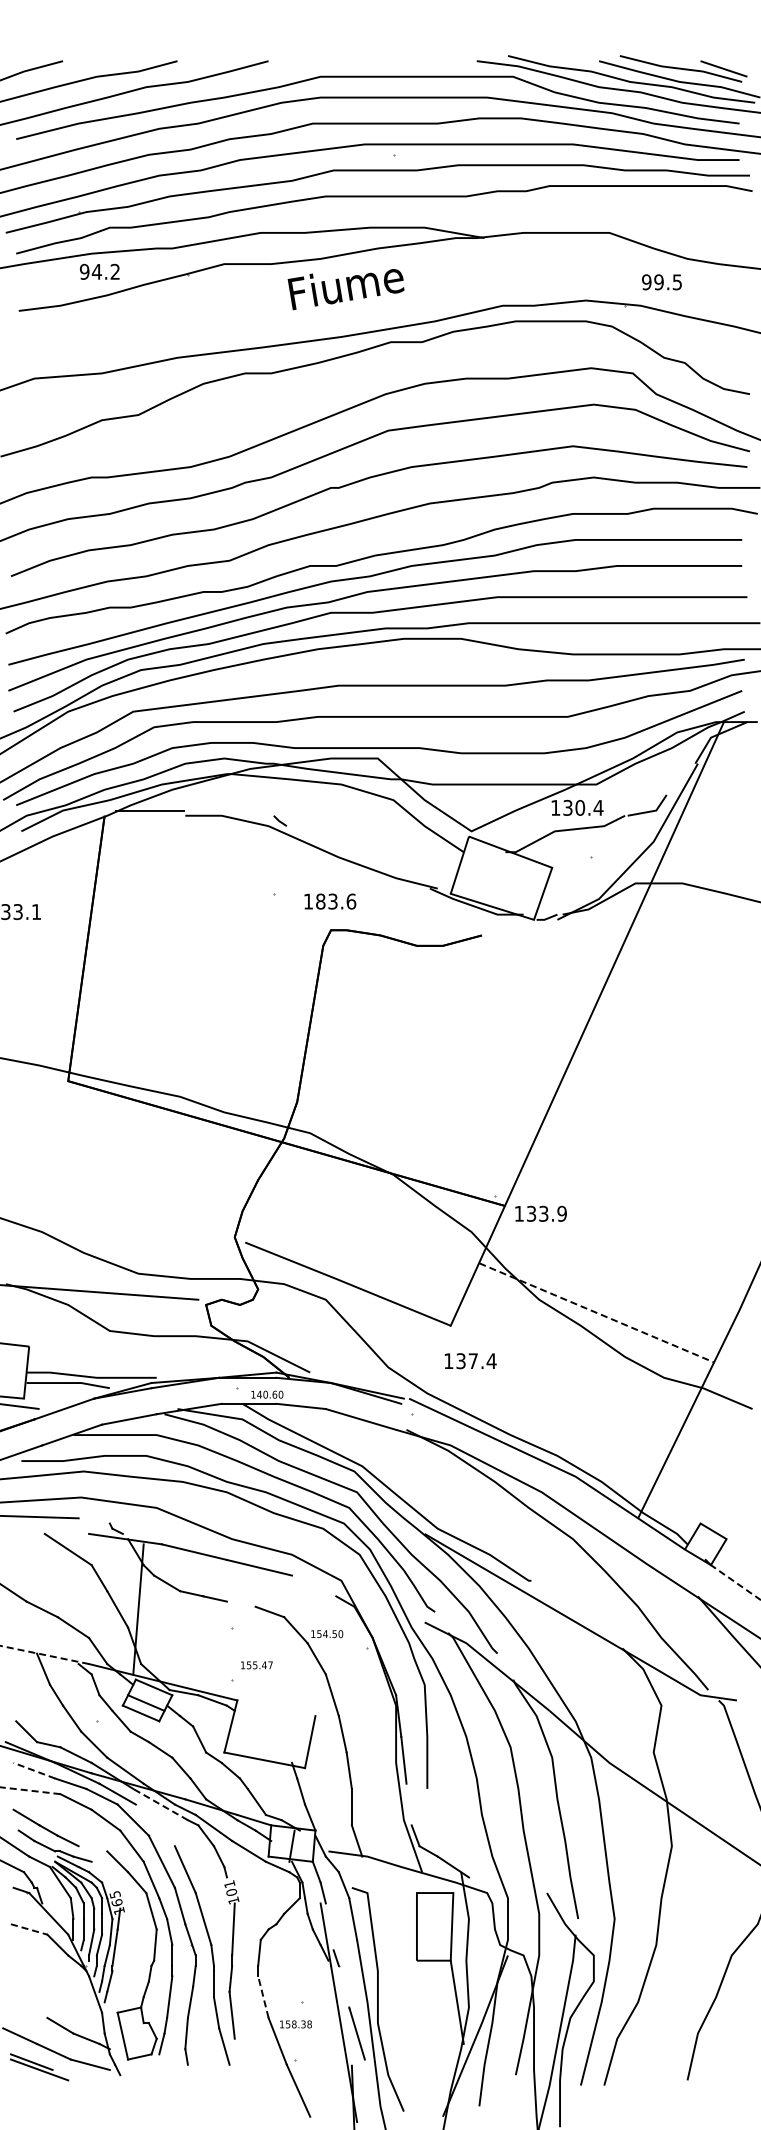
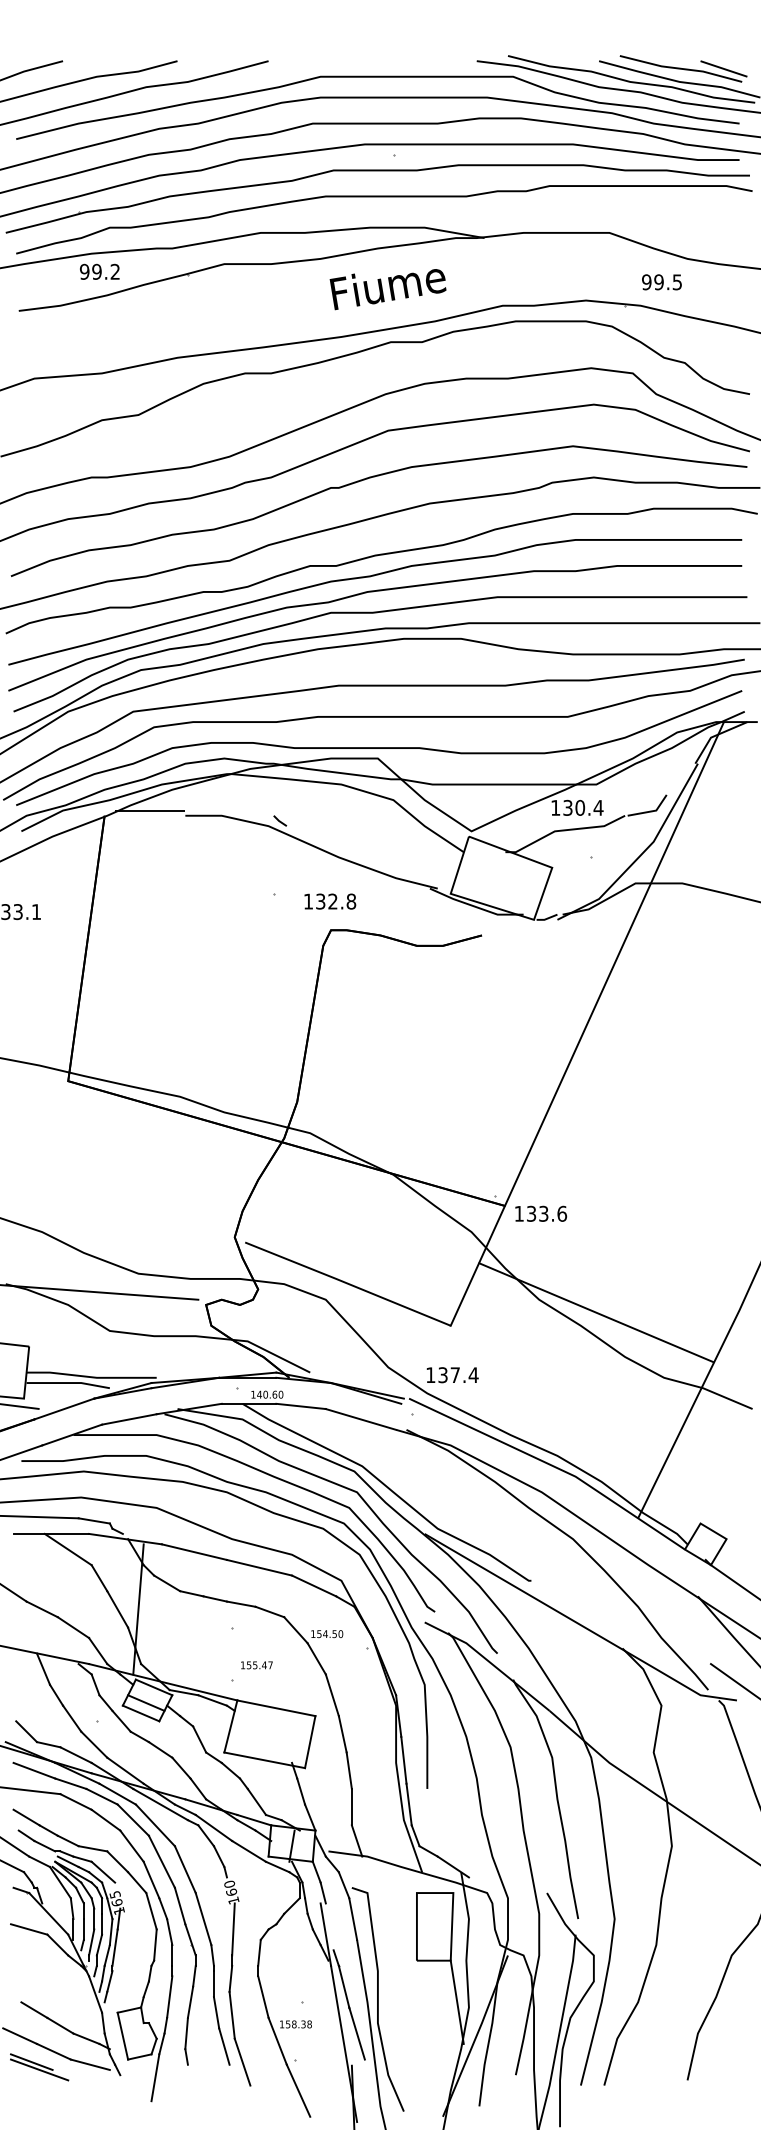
text: 94.2 -> 99.2 (96, 271)
text position: (345, 289) -> (387, 289) (387, 289)
text: 183.6 -> 132.8 (336, 901)
text: 133.9 -> 133.6 (562, 1213)
line: dashed -> solid (596, 1312)
text position: (470, 1361) -> (452, 1375) (452, 1375)
line: none -> present (93, 1520)
line: none -> present (51, 1533)
line: dashed -> solid (735, 1582)
line: none -> present (314, 1585)
line: none -> present (240, 1603)
line: dashed -> solid (44, 1654)
line: none -> present (733, 1680)
line: none -> present (276, 1708)
line: dashed -> solid (33, 1770)
line: dashed -> solid (29, 1790)
line: dashed -> solid (160, 1804)
line: none -> present (408, 1804)
line: none -> present (154, 1825)
line: none -> present (92, 1848)
line: none -> present (103, 1871)
text: 101 -> 160 (230, 1887)
line: dashed -> solid (29, 1929)
line: none -> present (343, 1986)
line: dashed -> solid (263, 1996)
line: none -> present (34, 2009)
line: none -> present (242, 2061)
line: none -> present (155, 2077)
